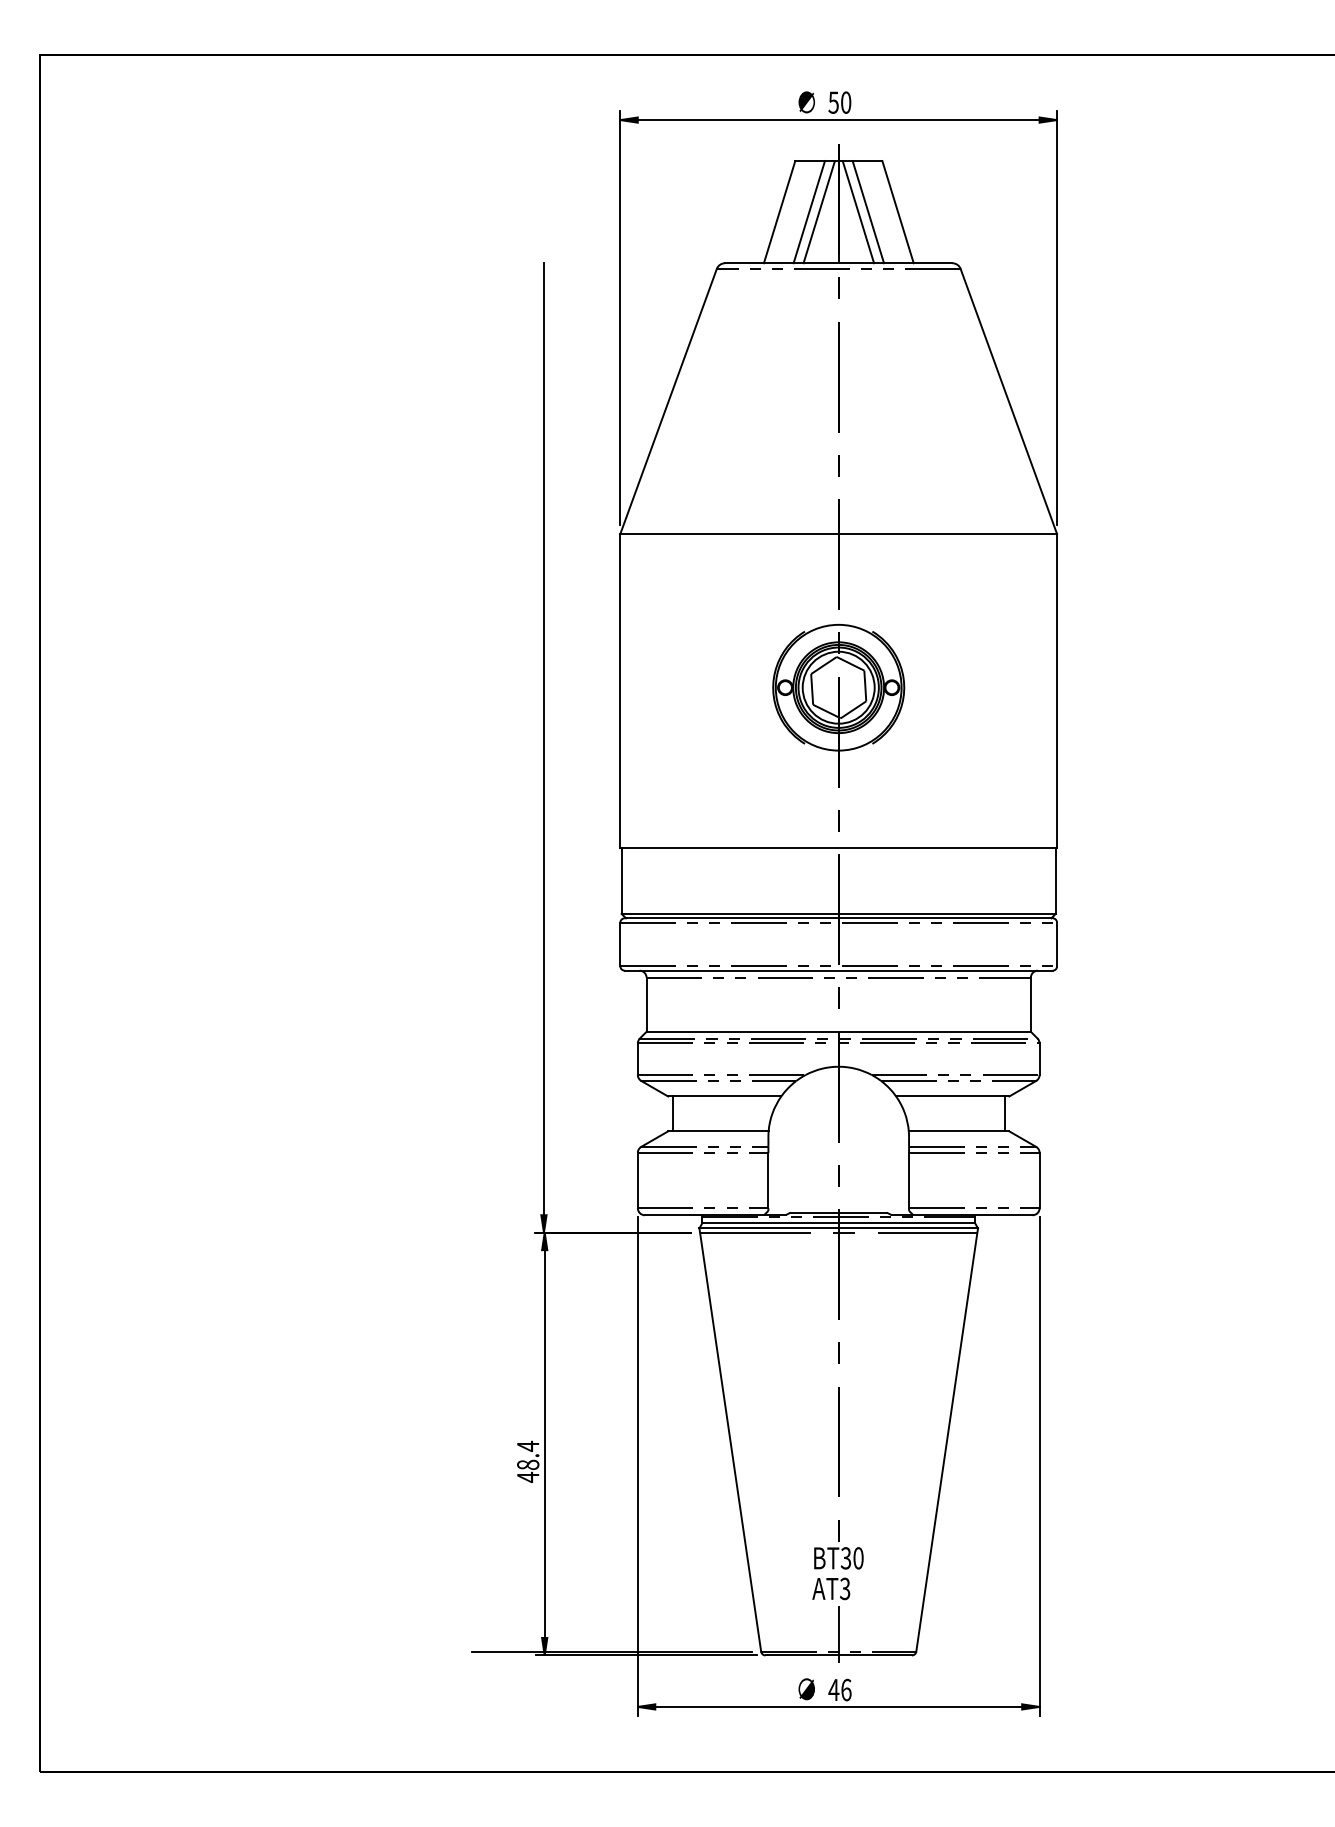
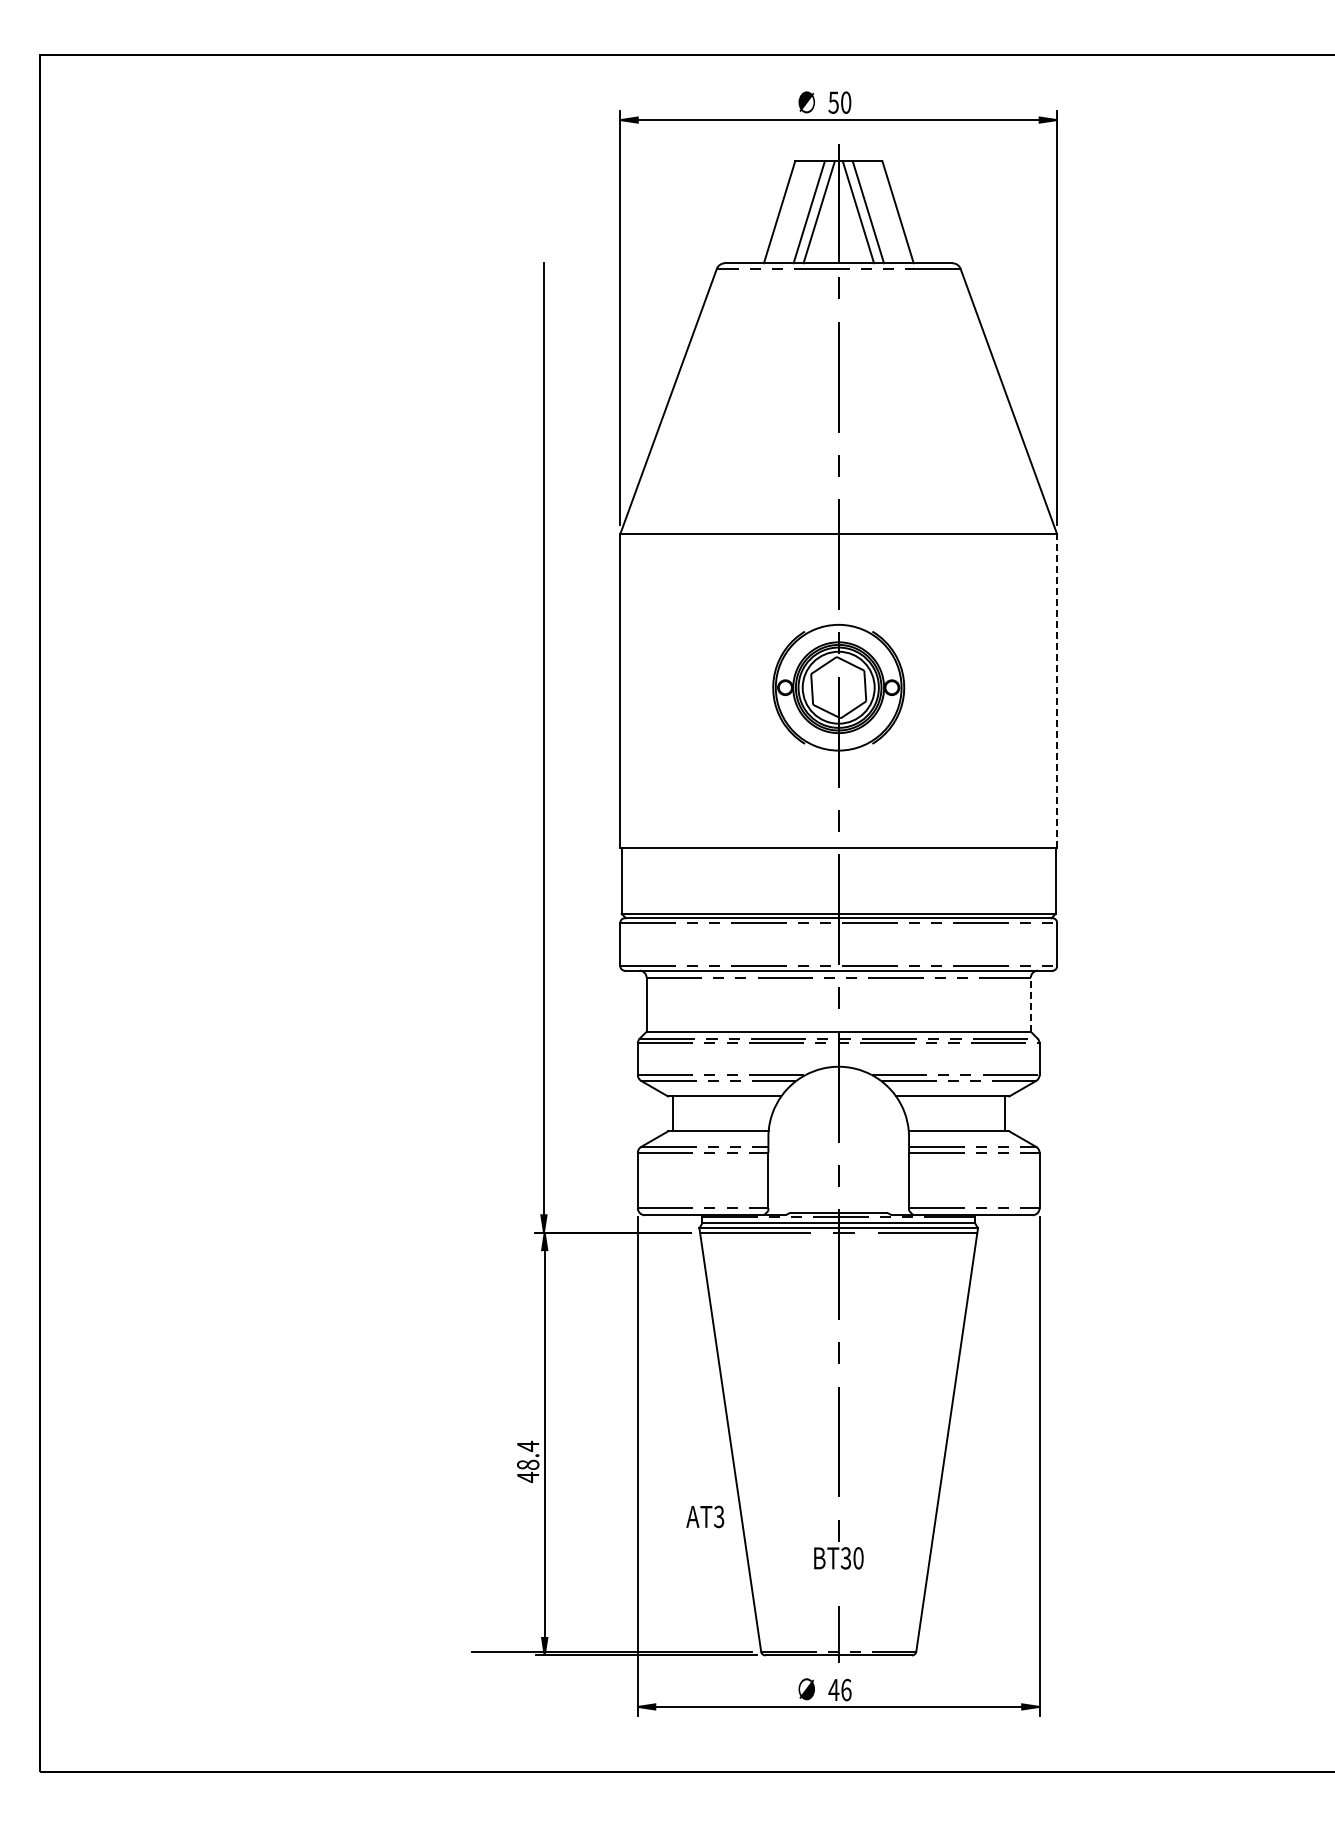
line: solid -> dashed (1057, 690)
line: solid -> dashed (1030, 1004)
text position: (831, 1588) -> (705, 1516) (705, 1516)
